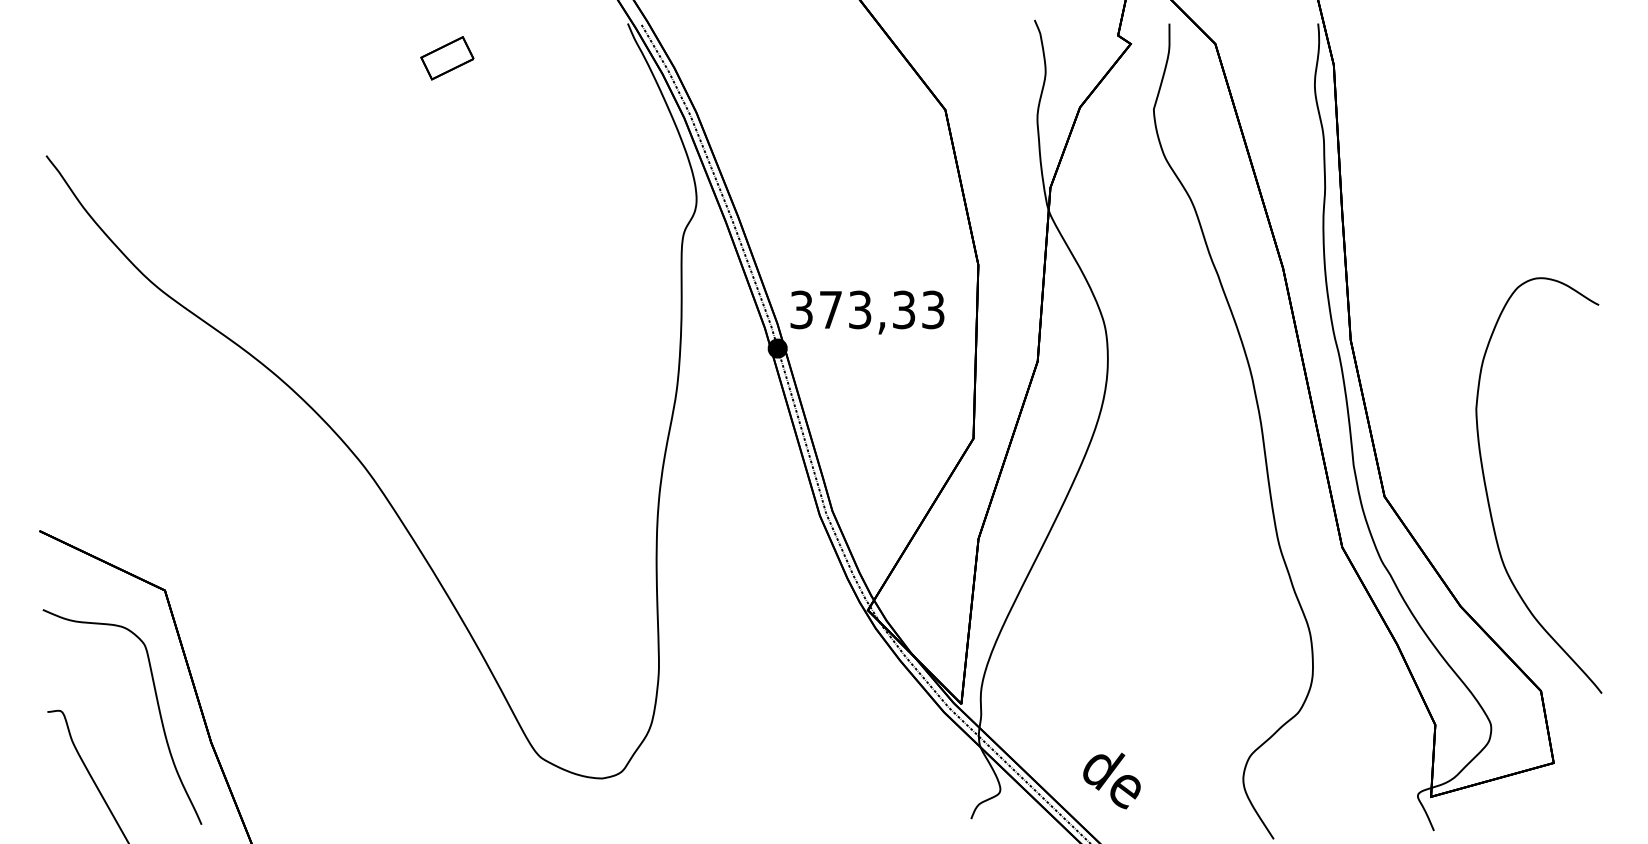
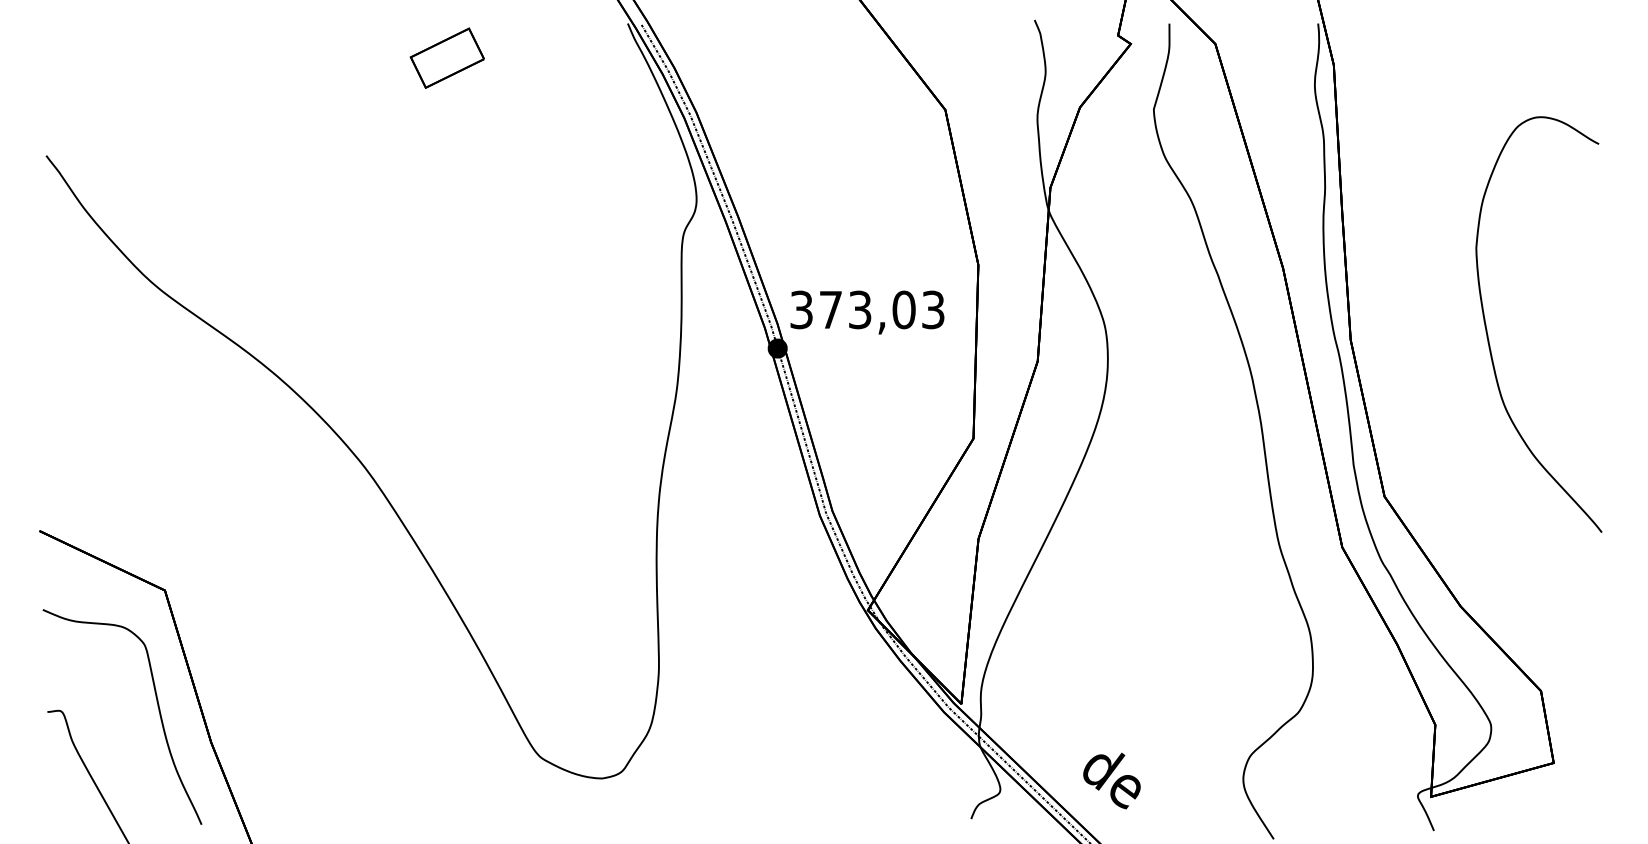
part size: 55x45 px -> 76x62 px (446, 57)
text: 373,33 -> 373,03 (903, 309)
part position: (1488, 495) -> (1488, 334) (1488, 334)
